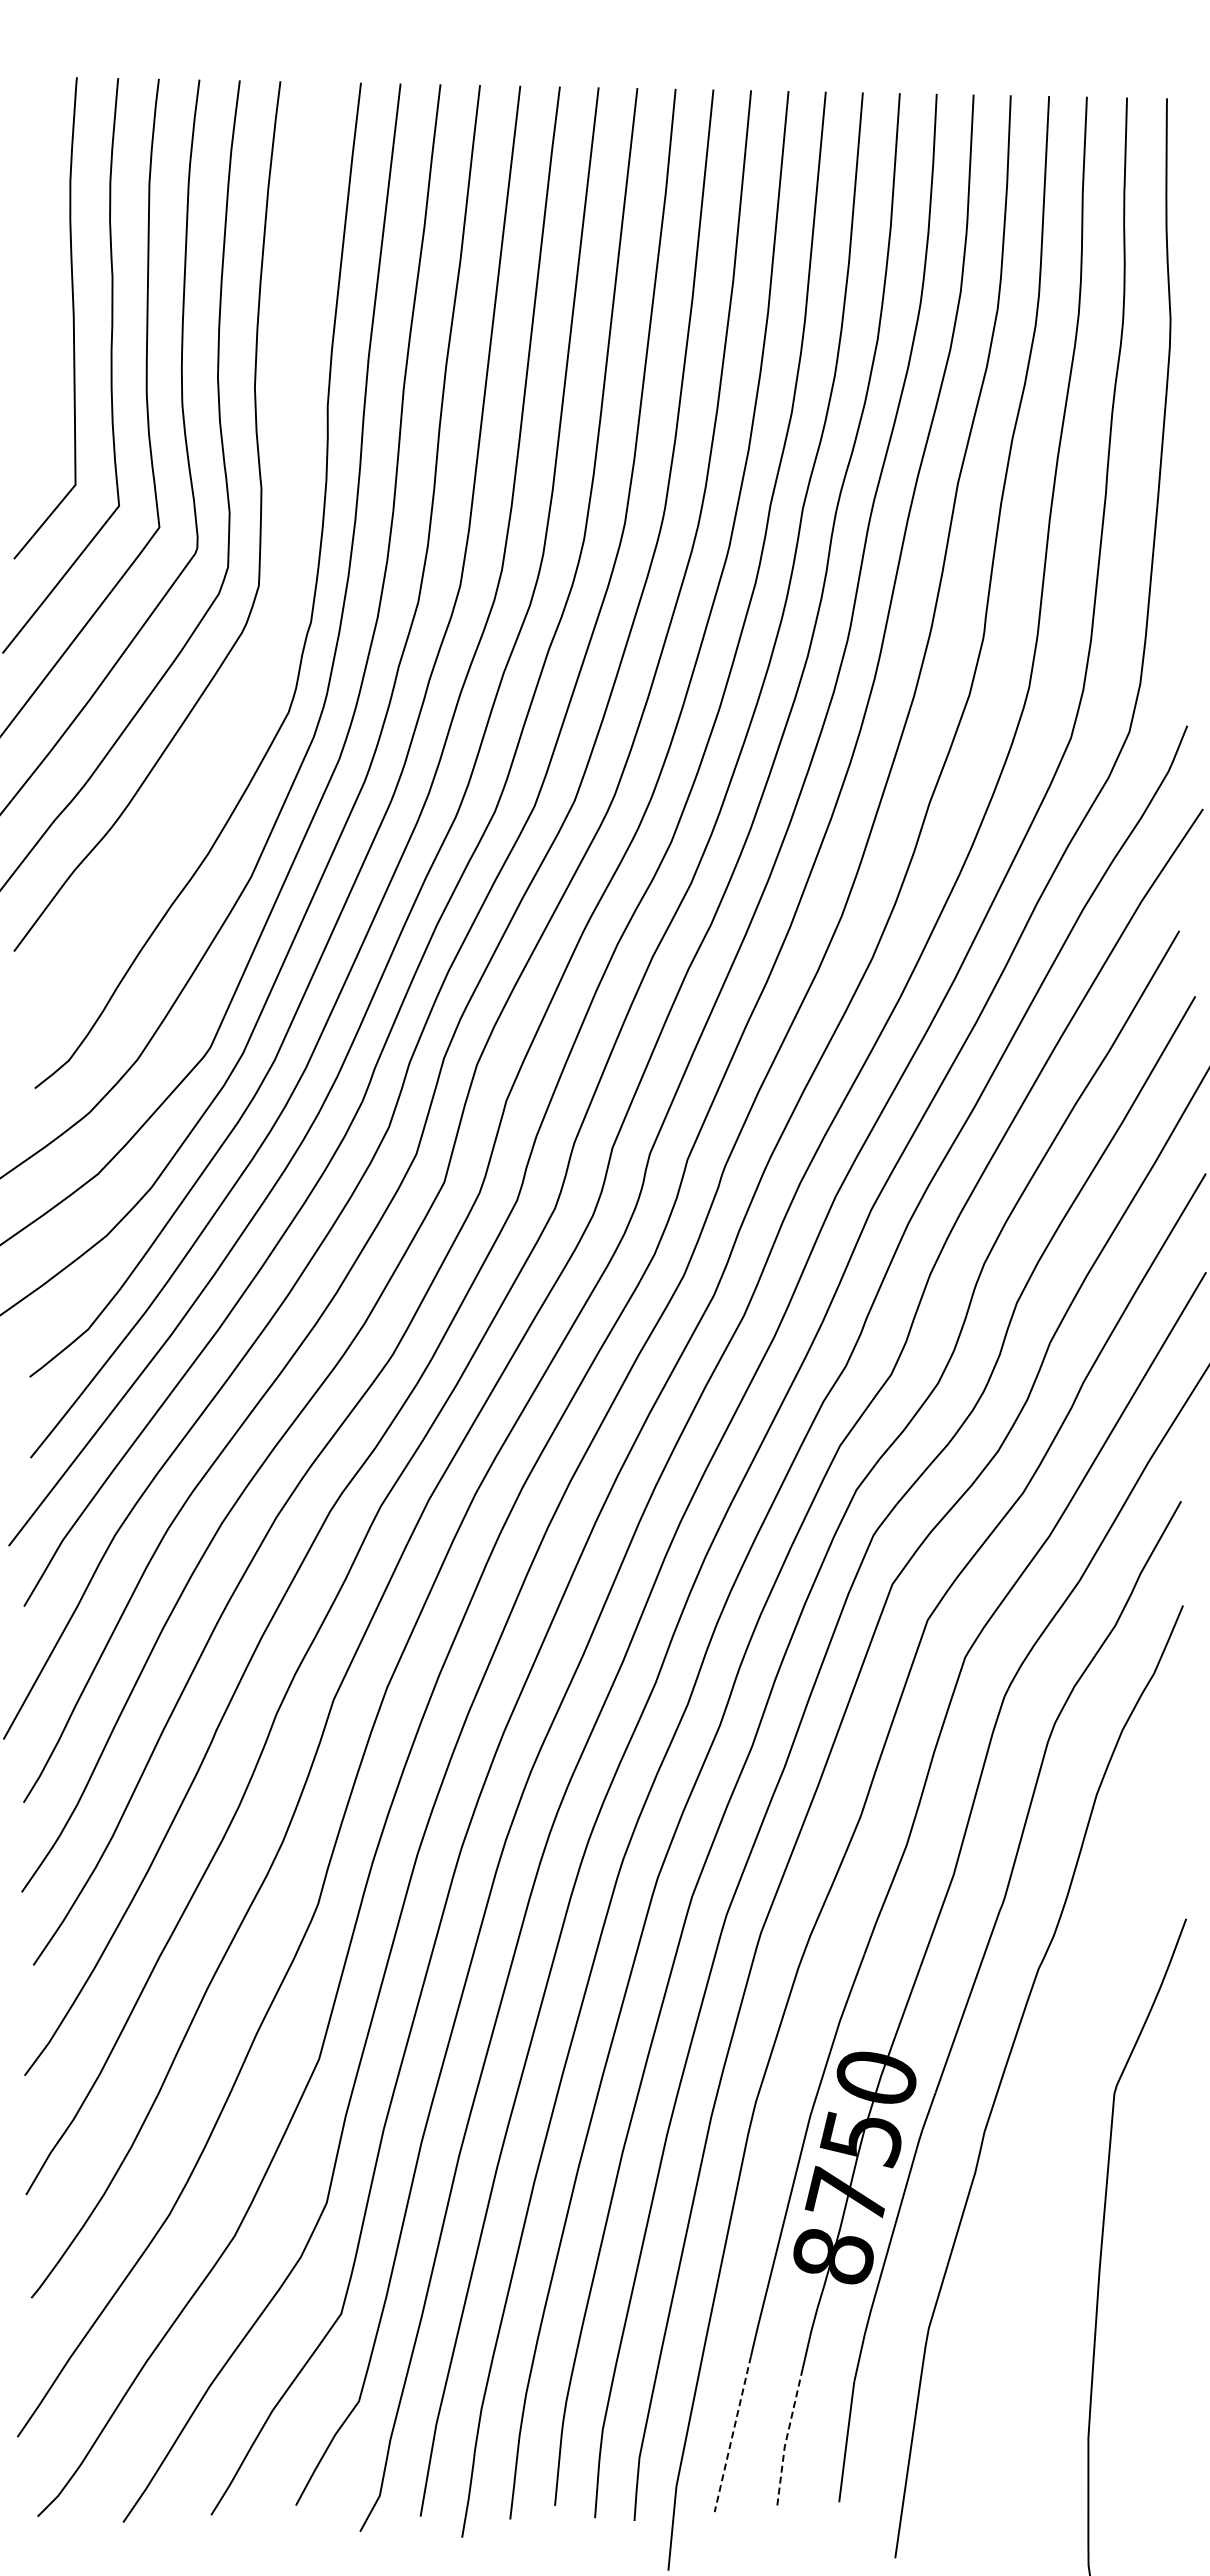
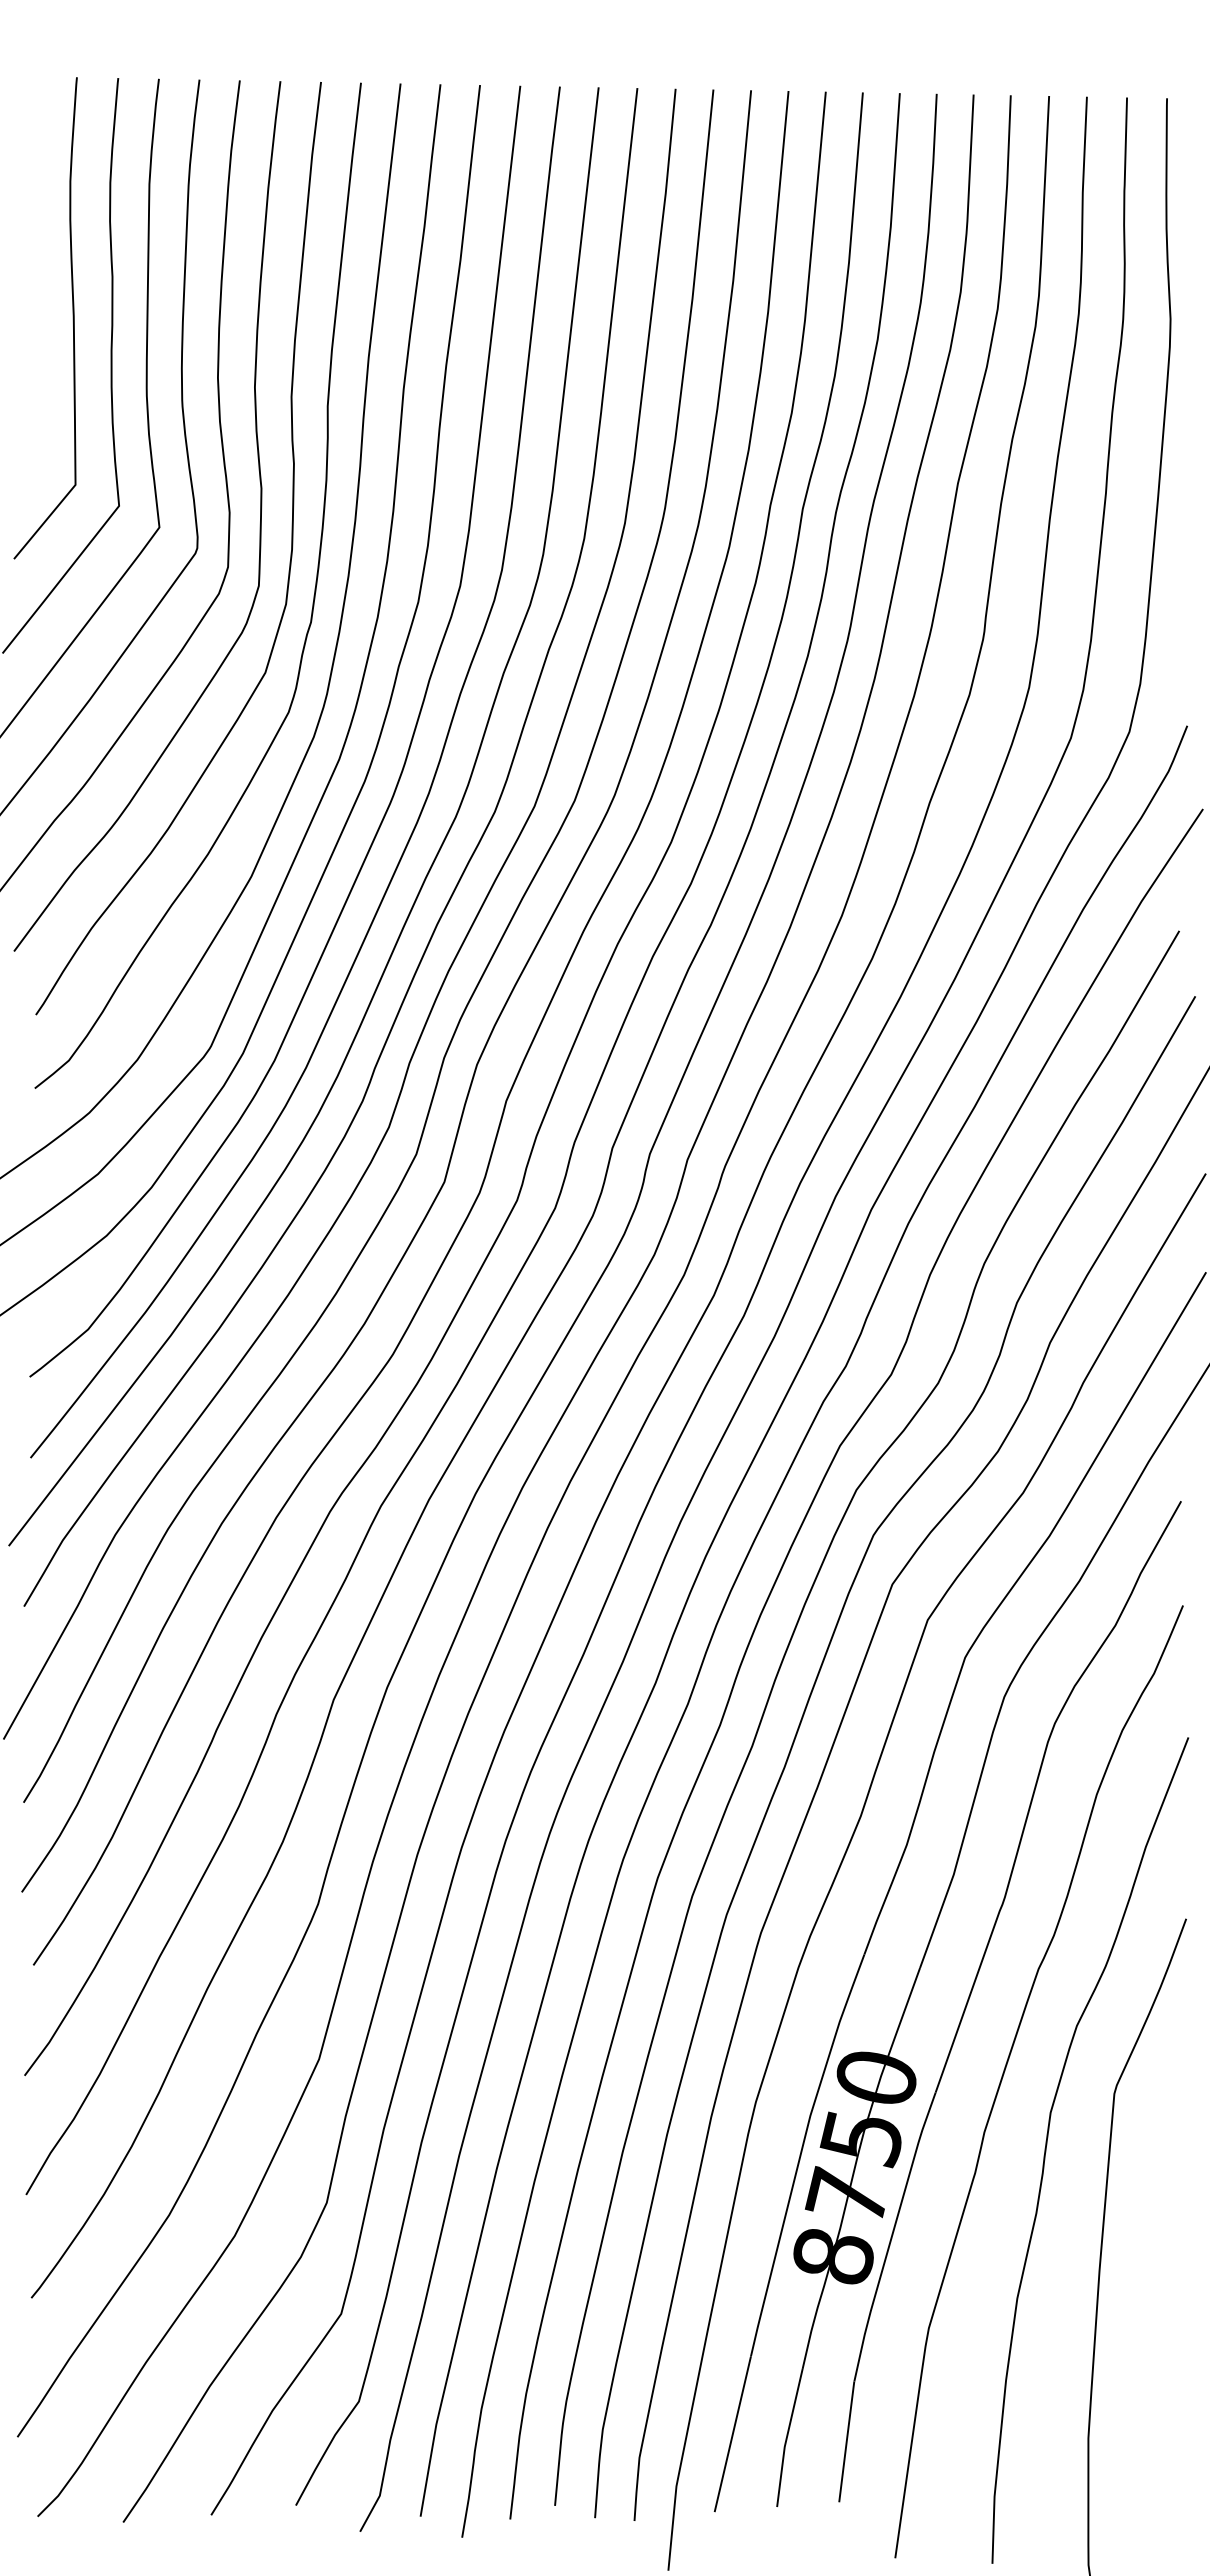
curve: none -> present (289, 561)
curve: none -> present (1047, 2145)
line: dashed -> solid (732, 2434)
line: dashed -> solid (786, 2438)
